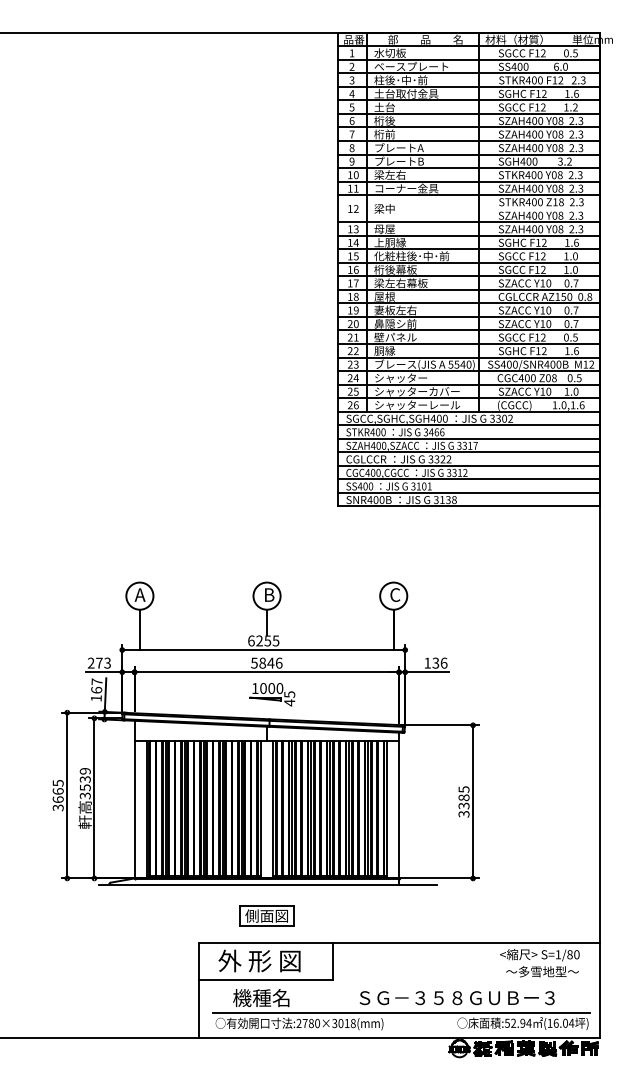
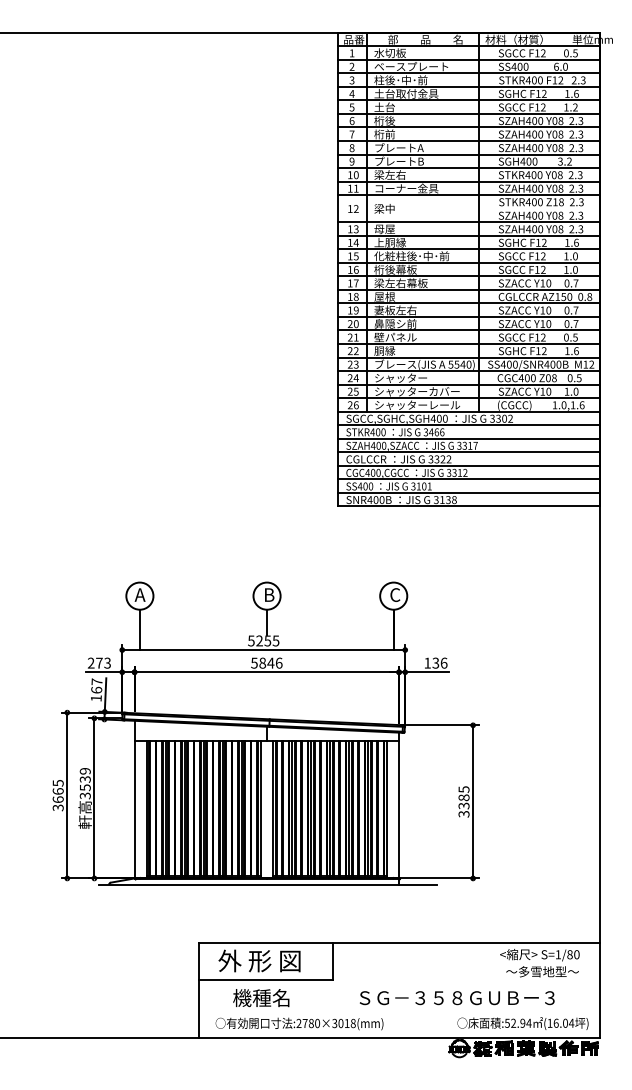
text: 6255 -> 5255 (251, 640)
part: present -> none (272, 694)
part: present -> none (266, 915)
line: present -> none (401, 1012)
